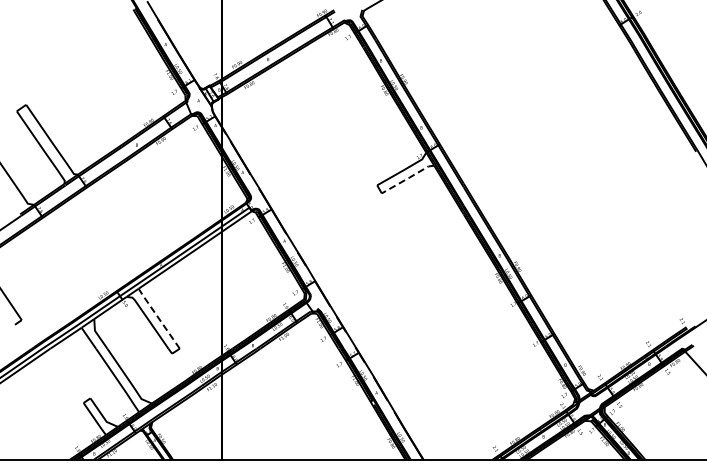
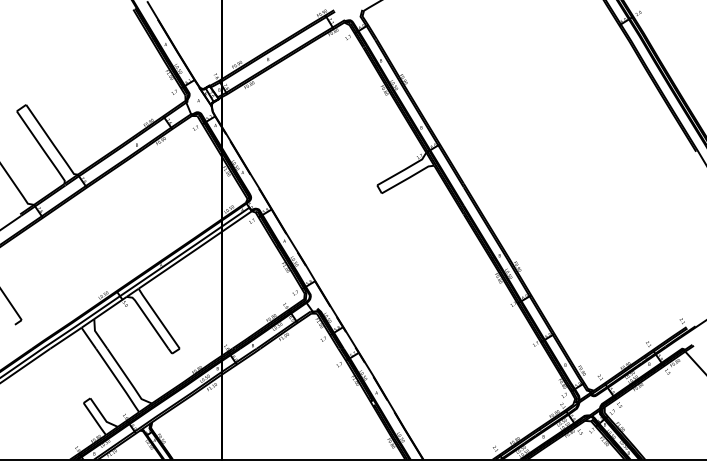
line: dashed -> solid (408, 178)
line: dashed -> solid (158, 317)
